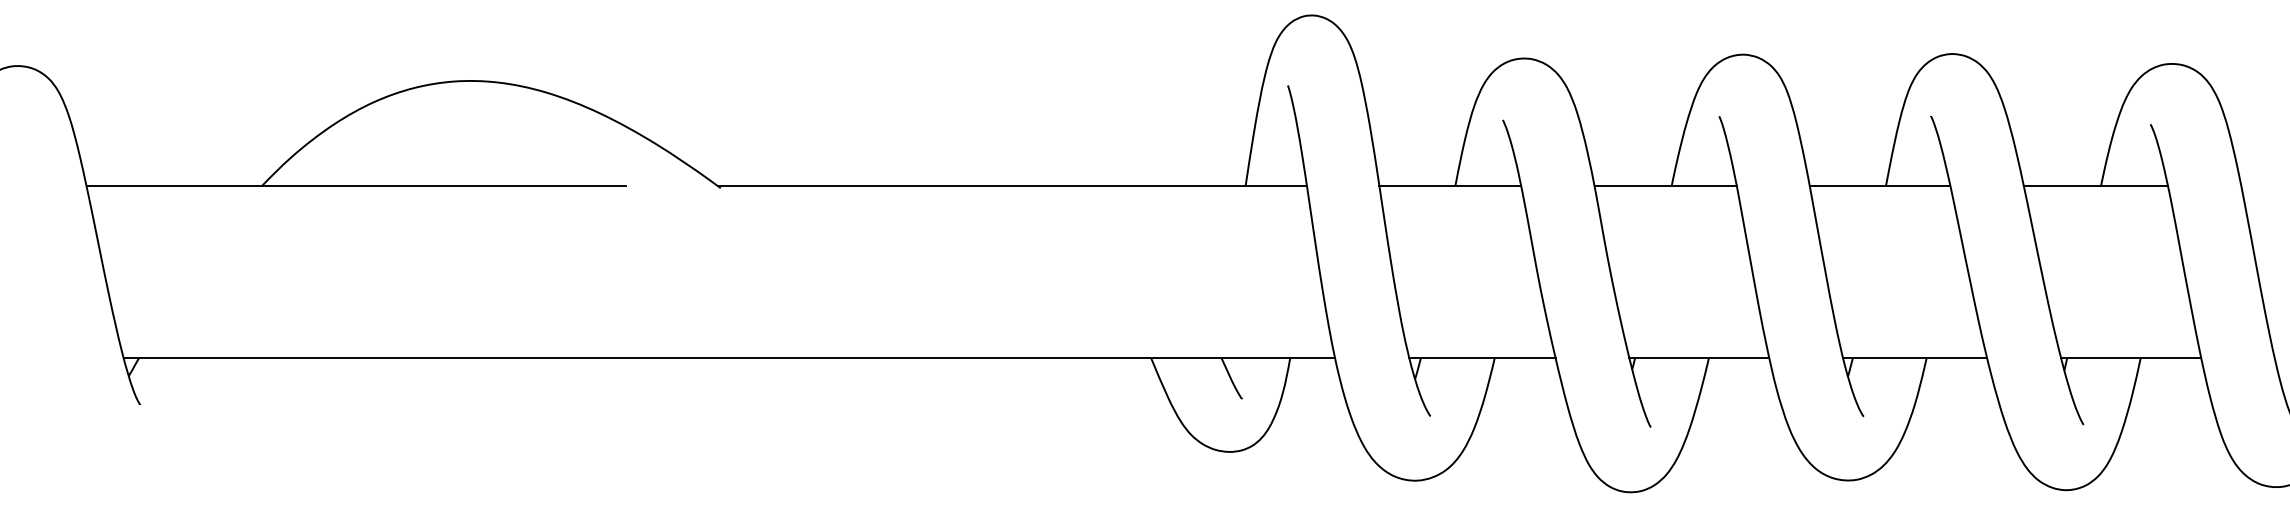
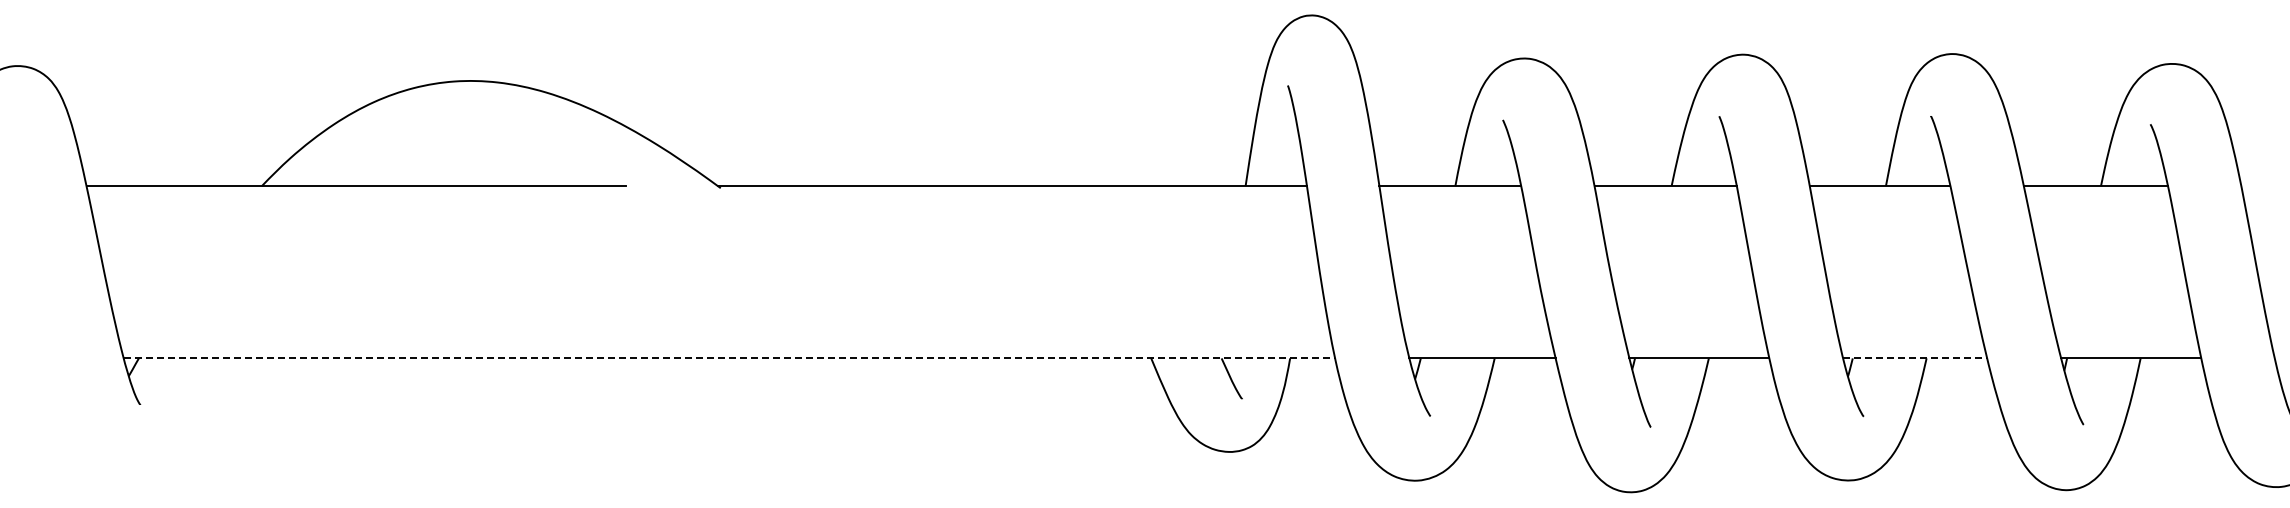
line: solid -> dashed (729, 358)
line: solid -> dashed (1915, 358)
